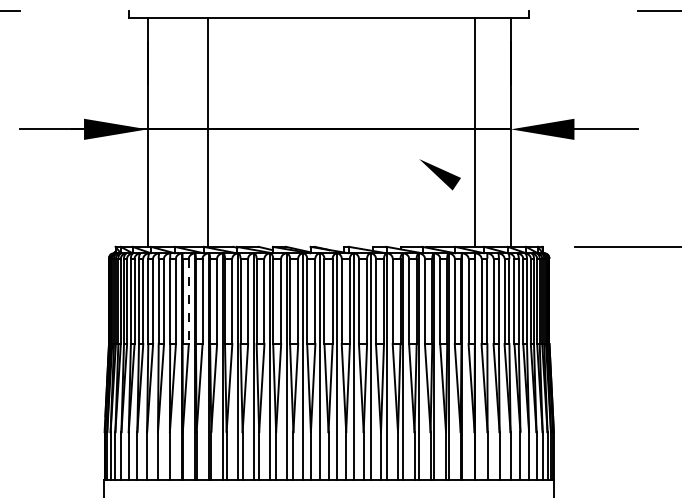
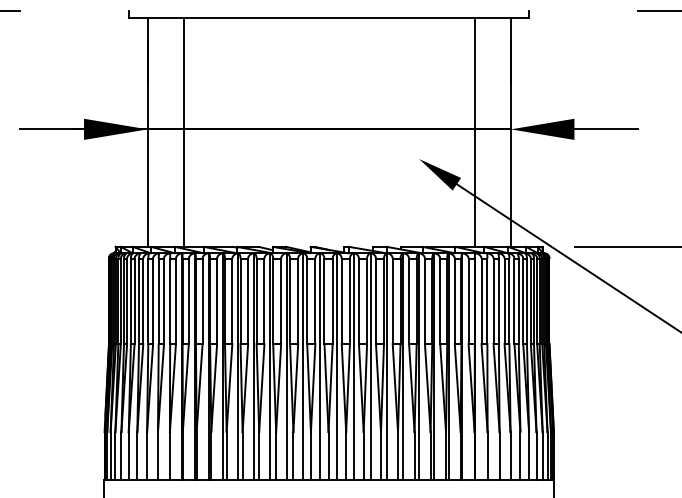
line position: (207, 132) -> (183, 132) (183, 132)
line: none -> present (567, 257)
line: dashed -> solid (188, 301)
